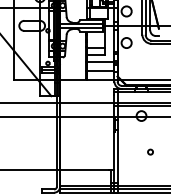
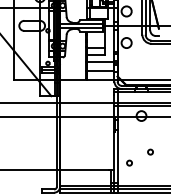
circle: none -> present (129, 162)
